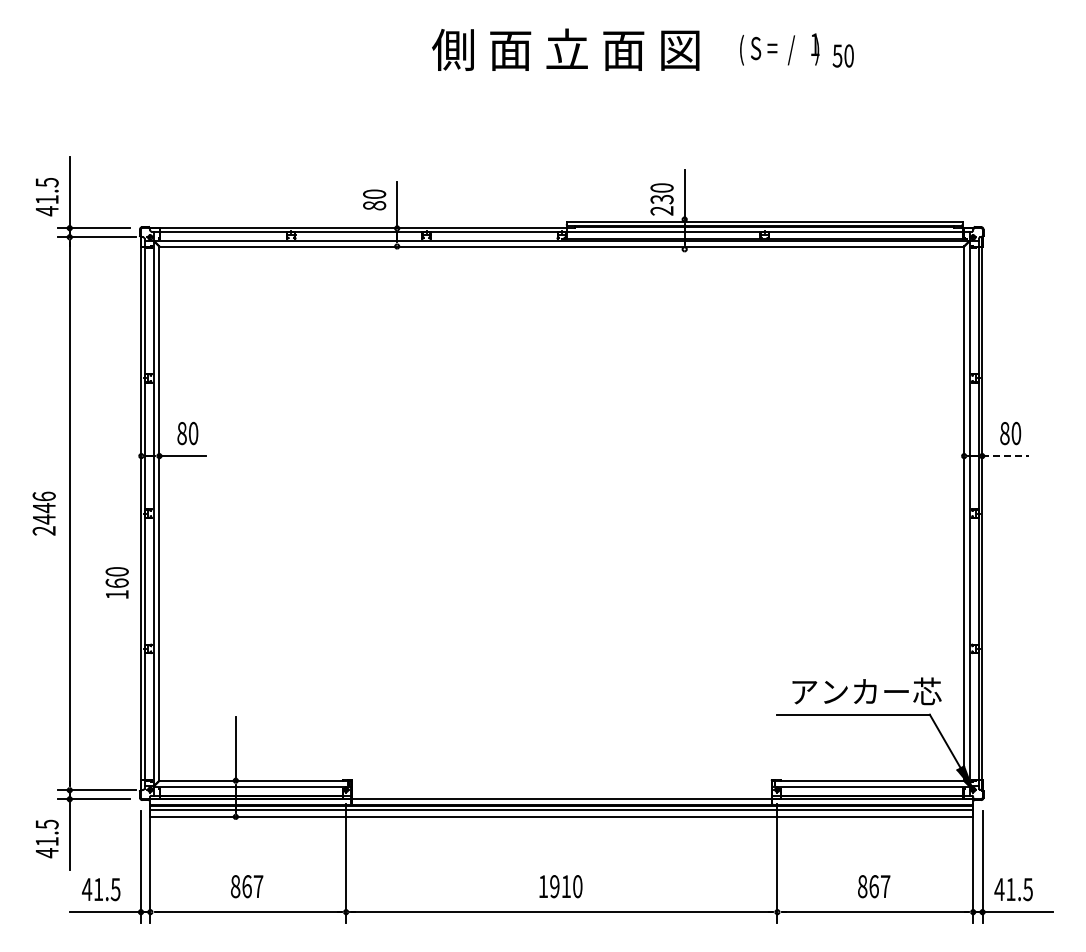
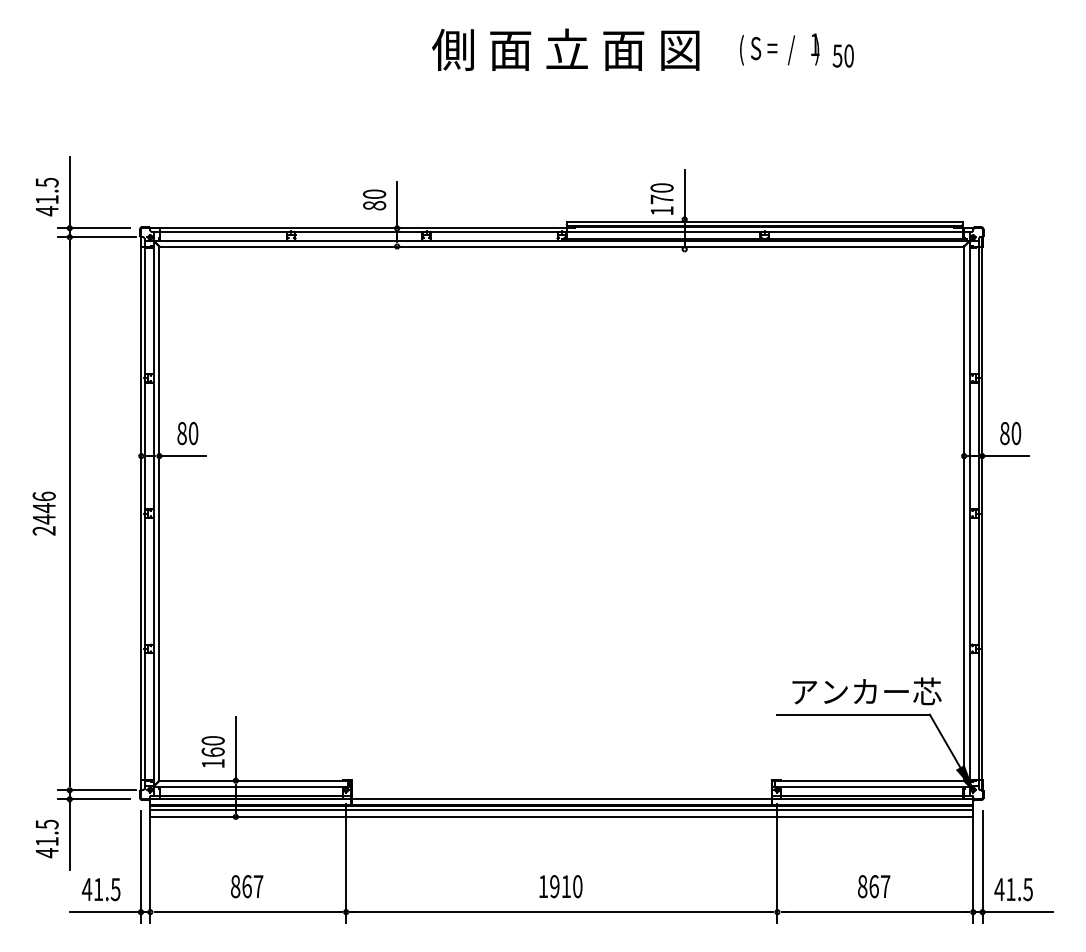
text: 230 -> 170 (661, 204)
line: dashed -> solid (1006, 456)
text position: (116, 582) -> (212, 751) (212, 751)
